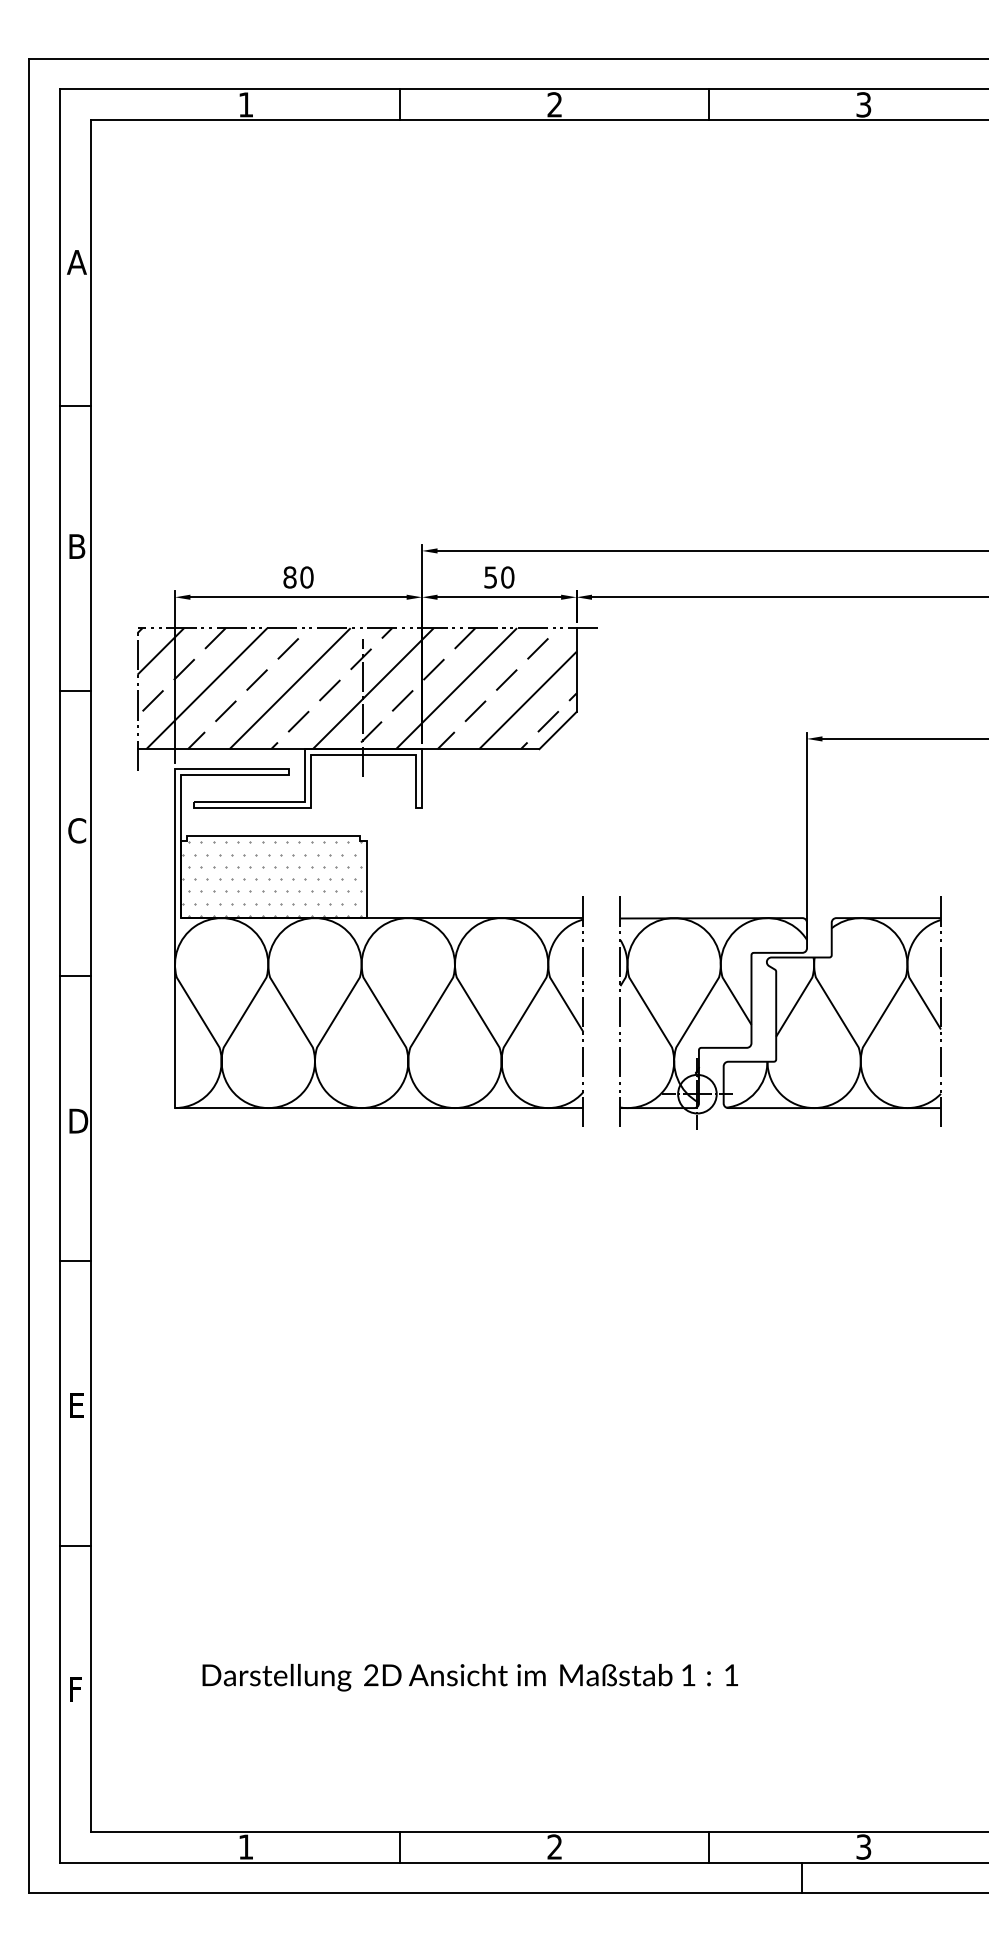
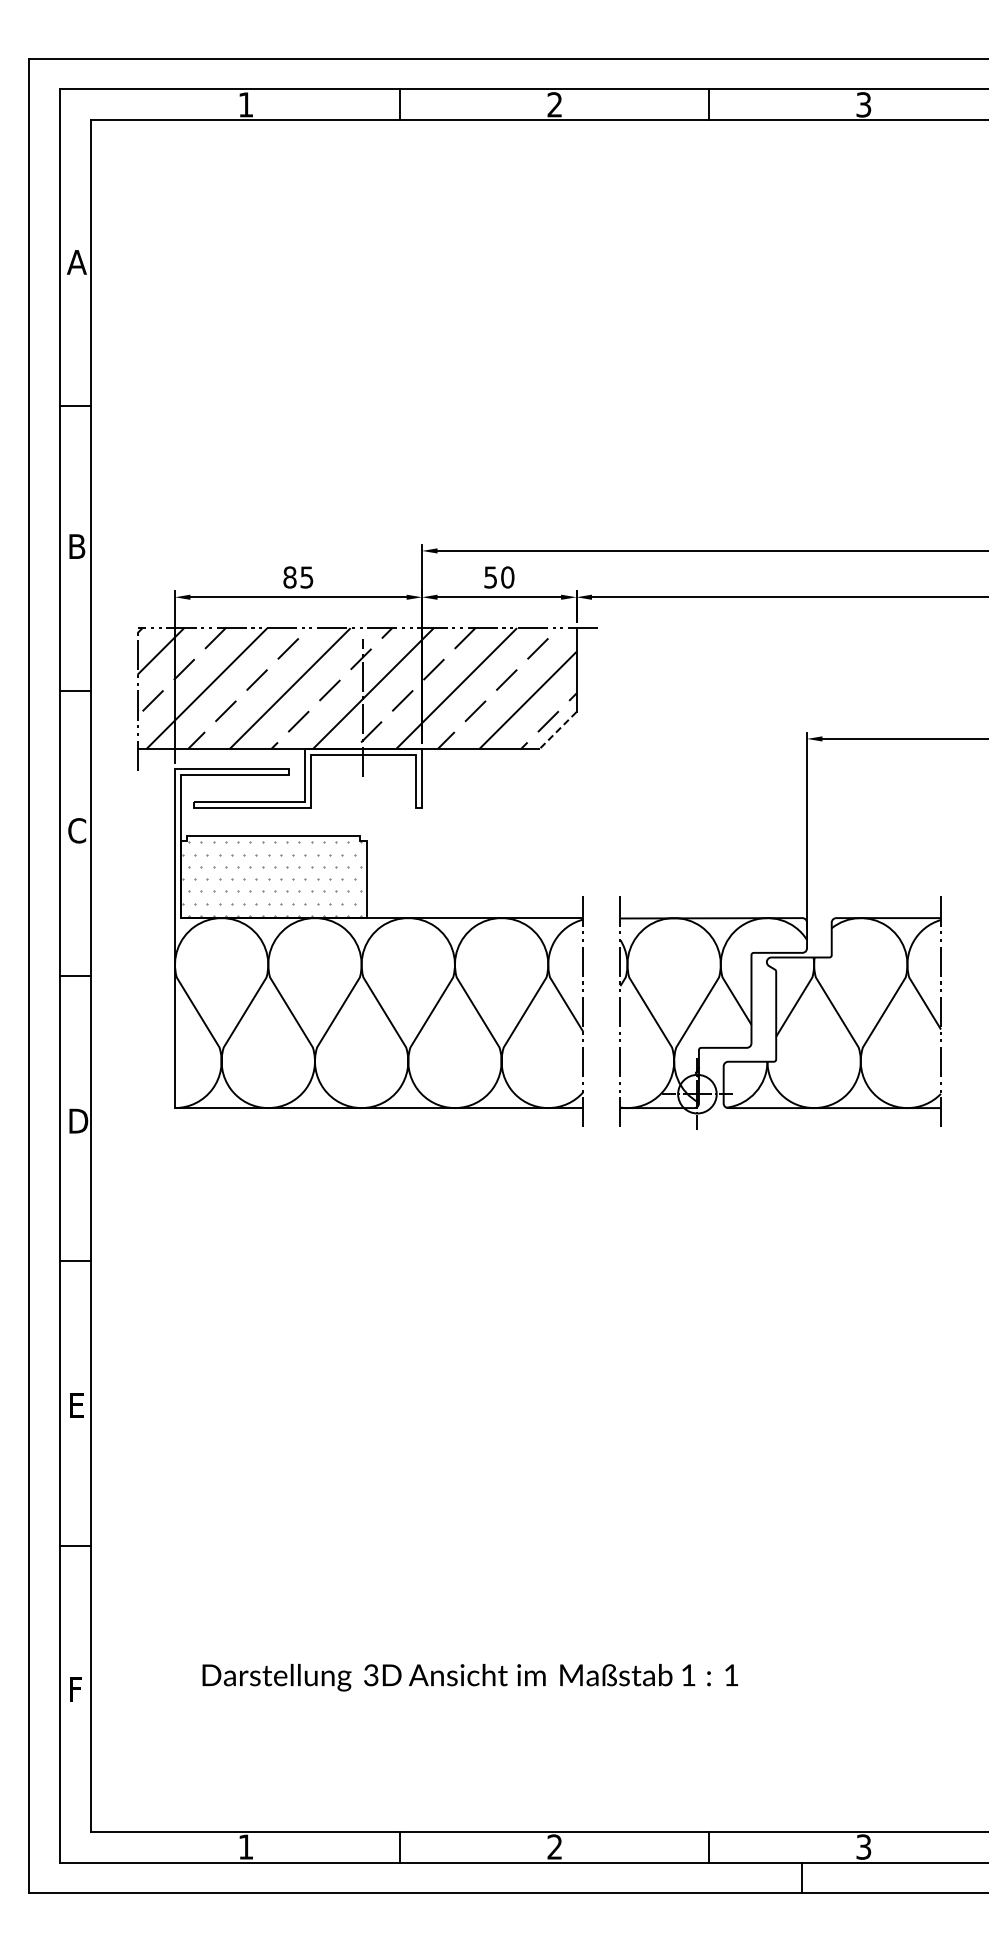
text: 80 -> 85 (306, 577)
line: solid -> dashed (557, 730)
text: 2D -> 3D (371, 1677)
